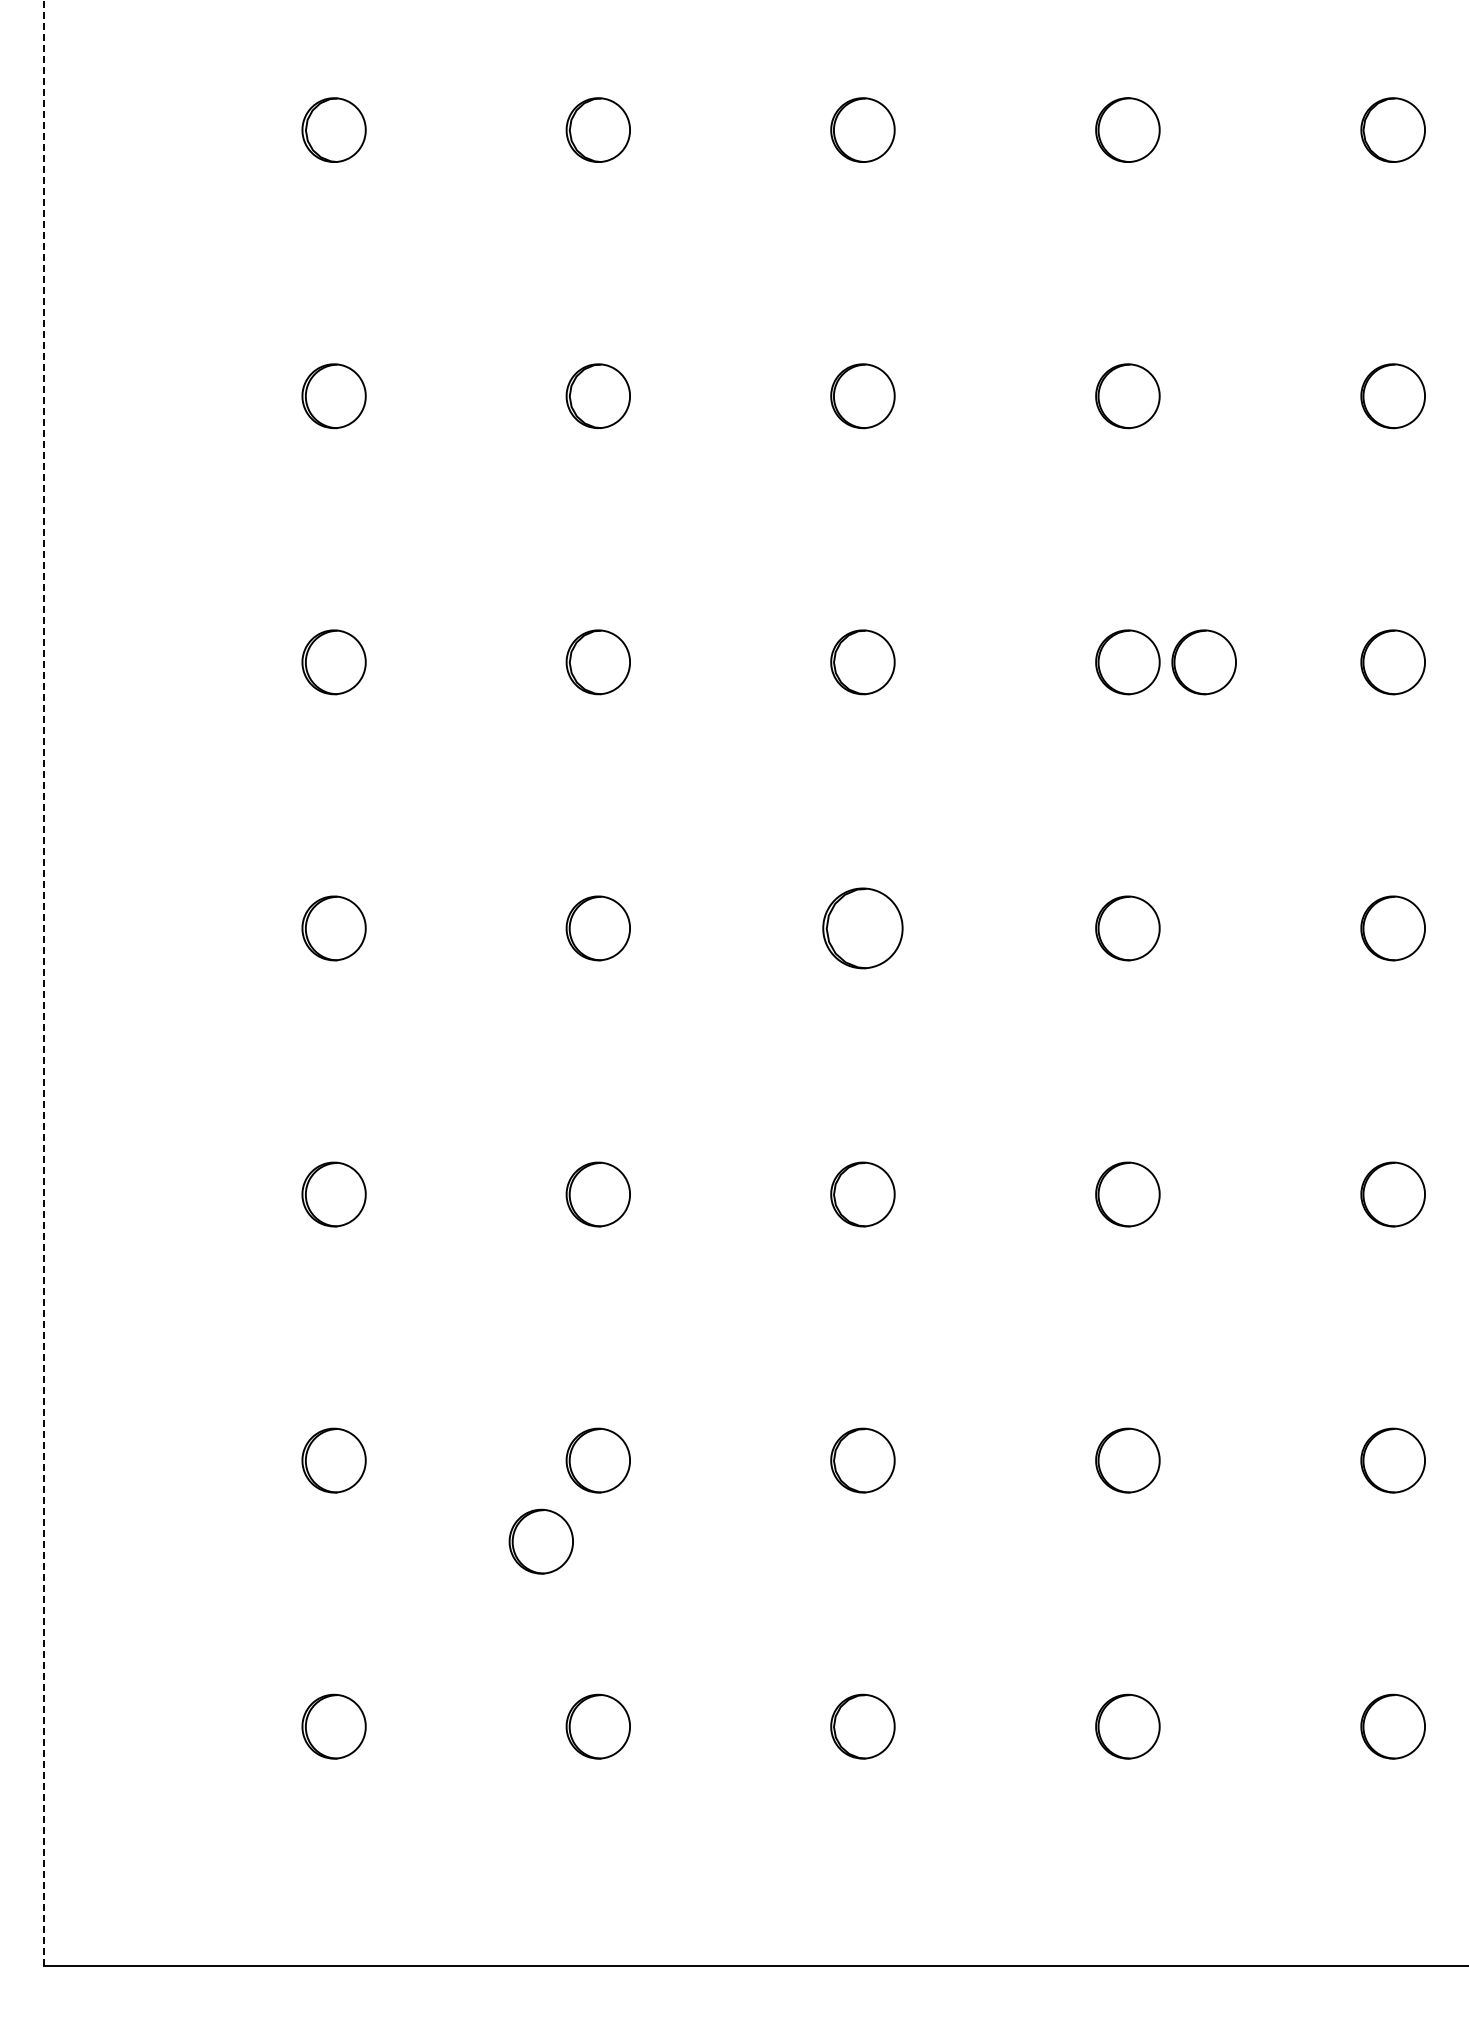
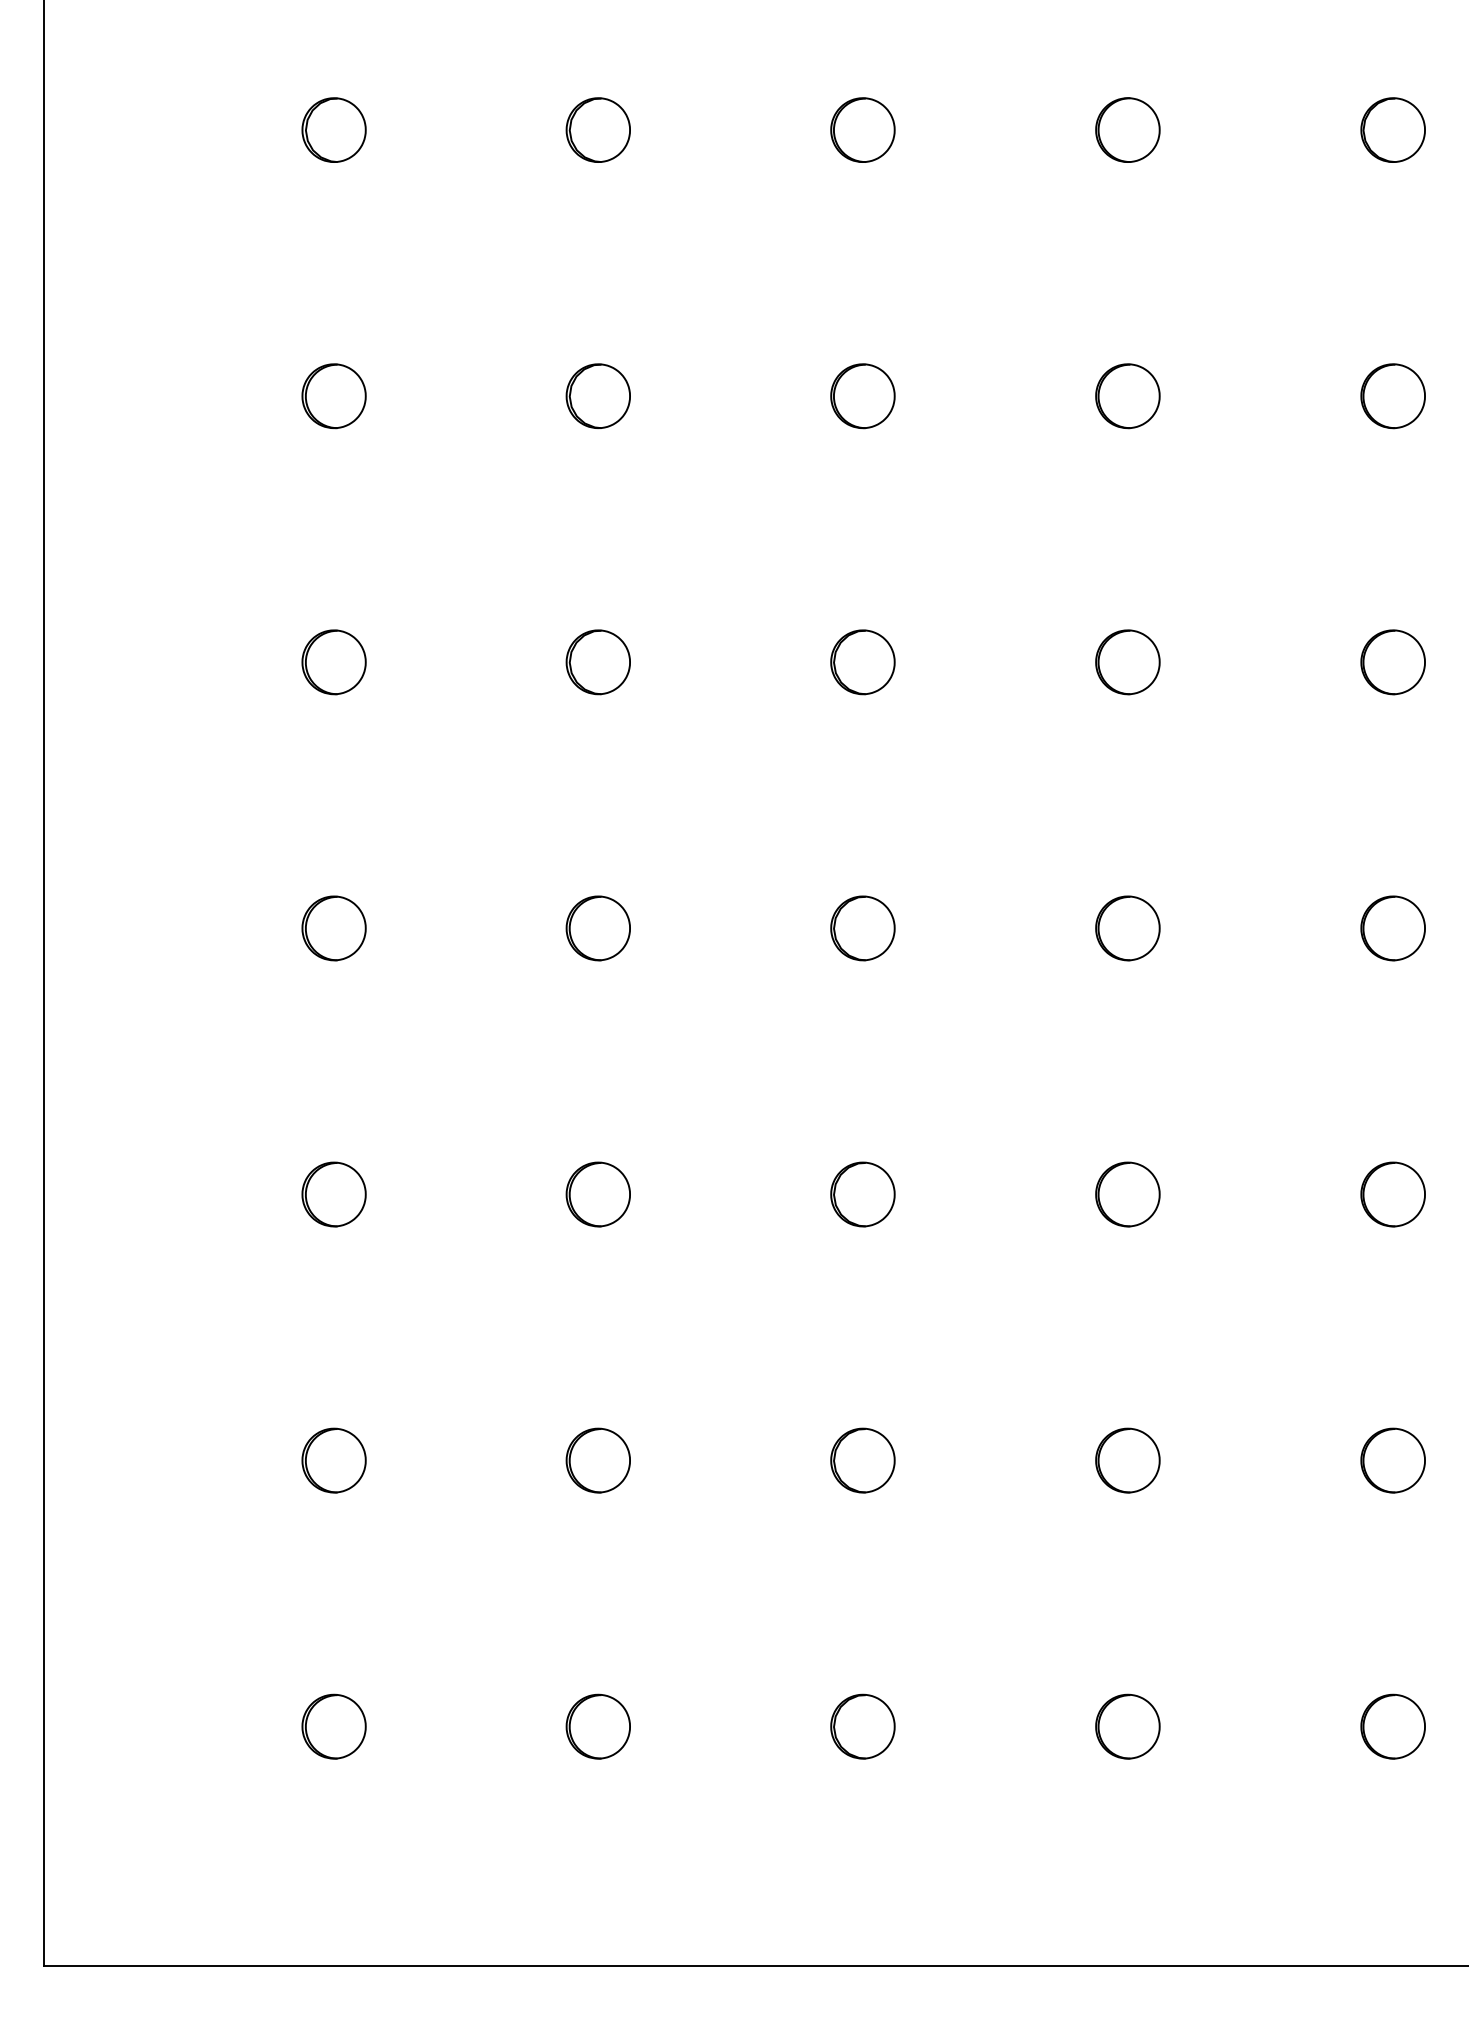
part: present -> none (1203, 662)
part size: 82x83 px -> 66x67 px (862, 928)
line: dashed -> solid (43, 983)
part: present -> none (540, 1541)
